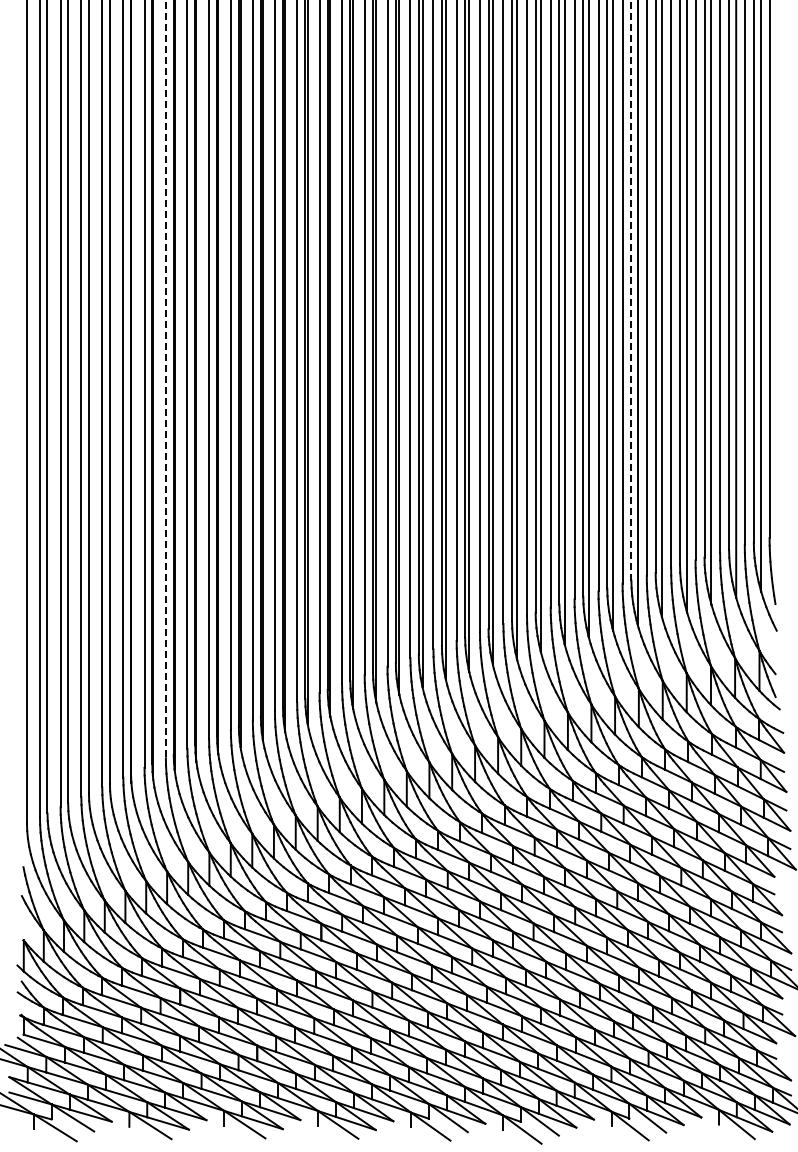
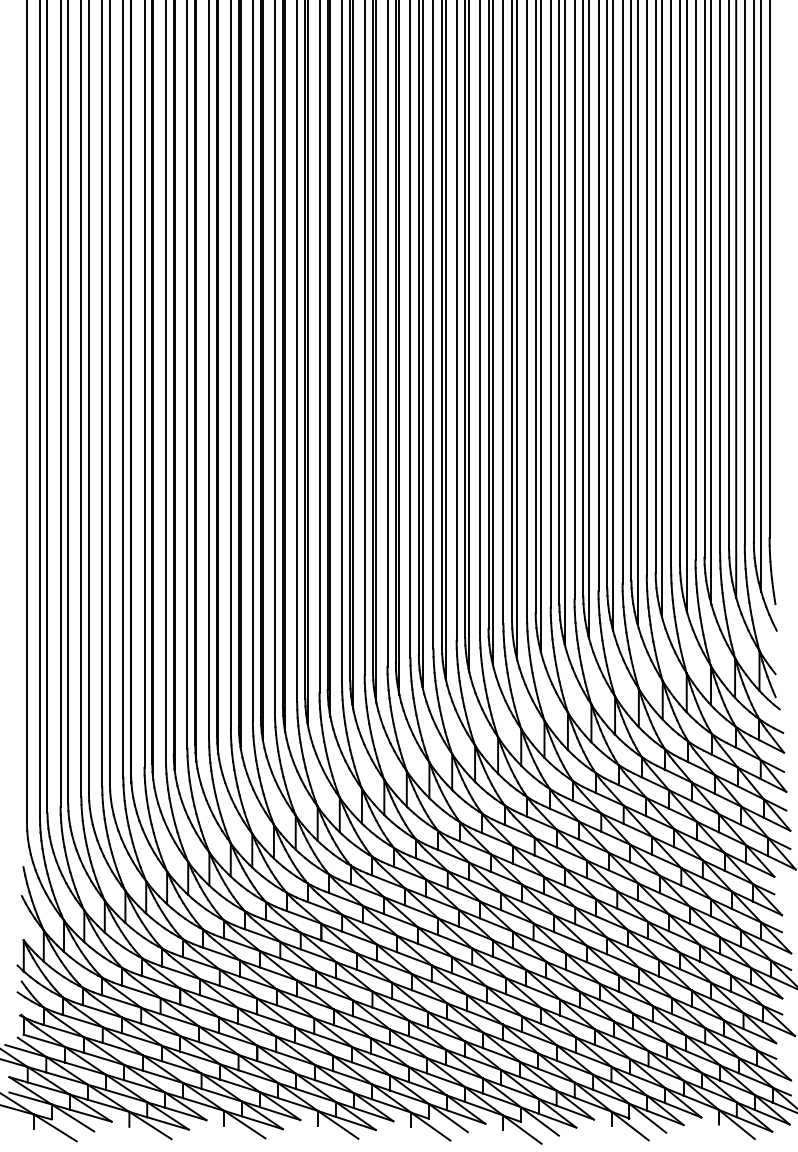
line: dashed -> solid (631, 290)
line: dashed -> solid (165, 379)
